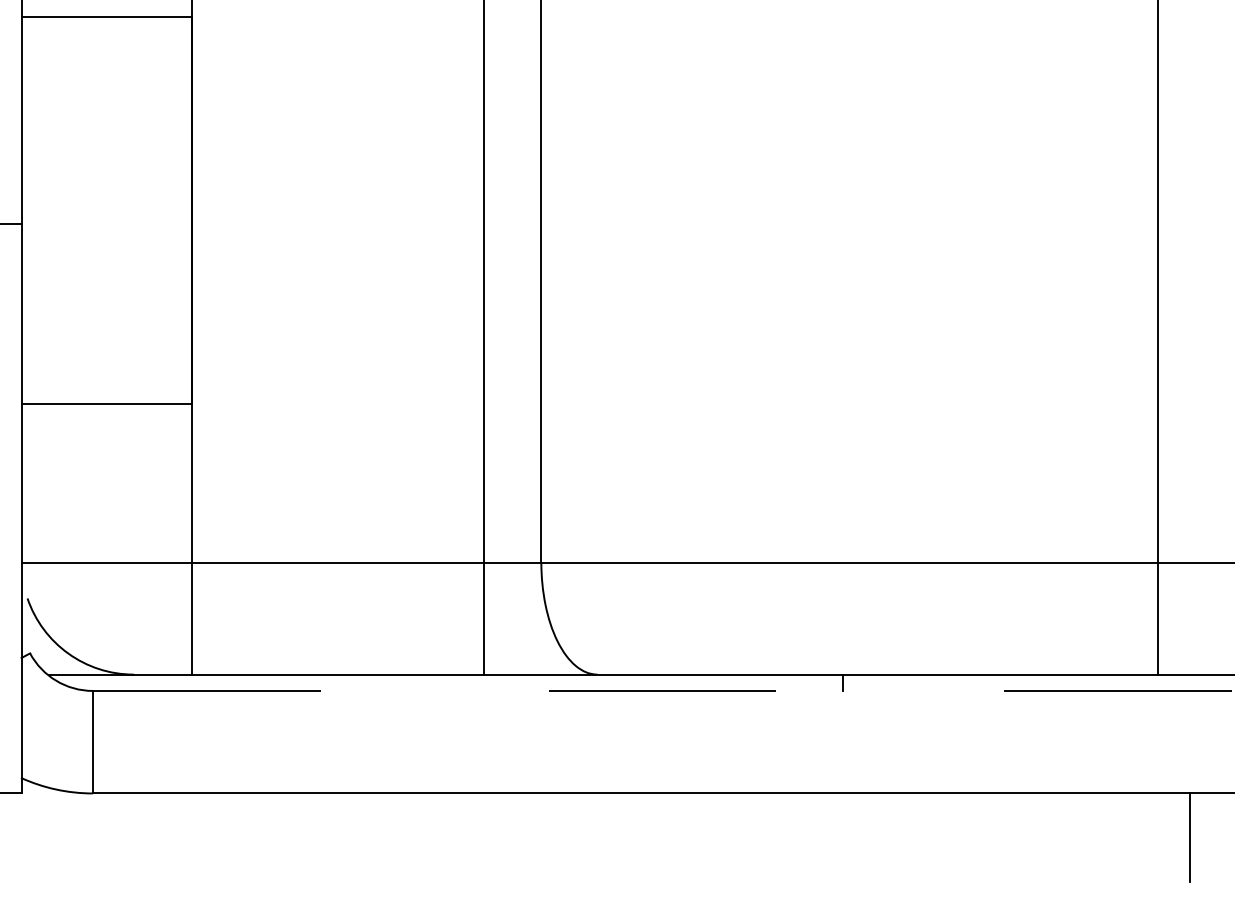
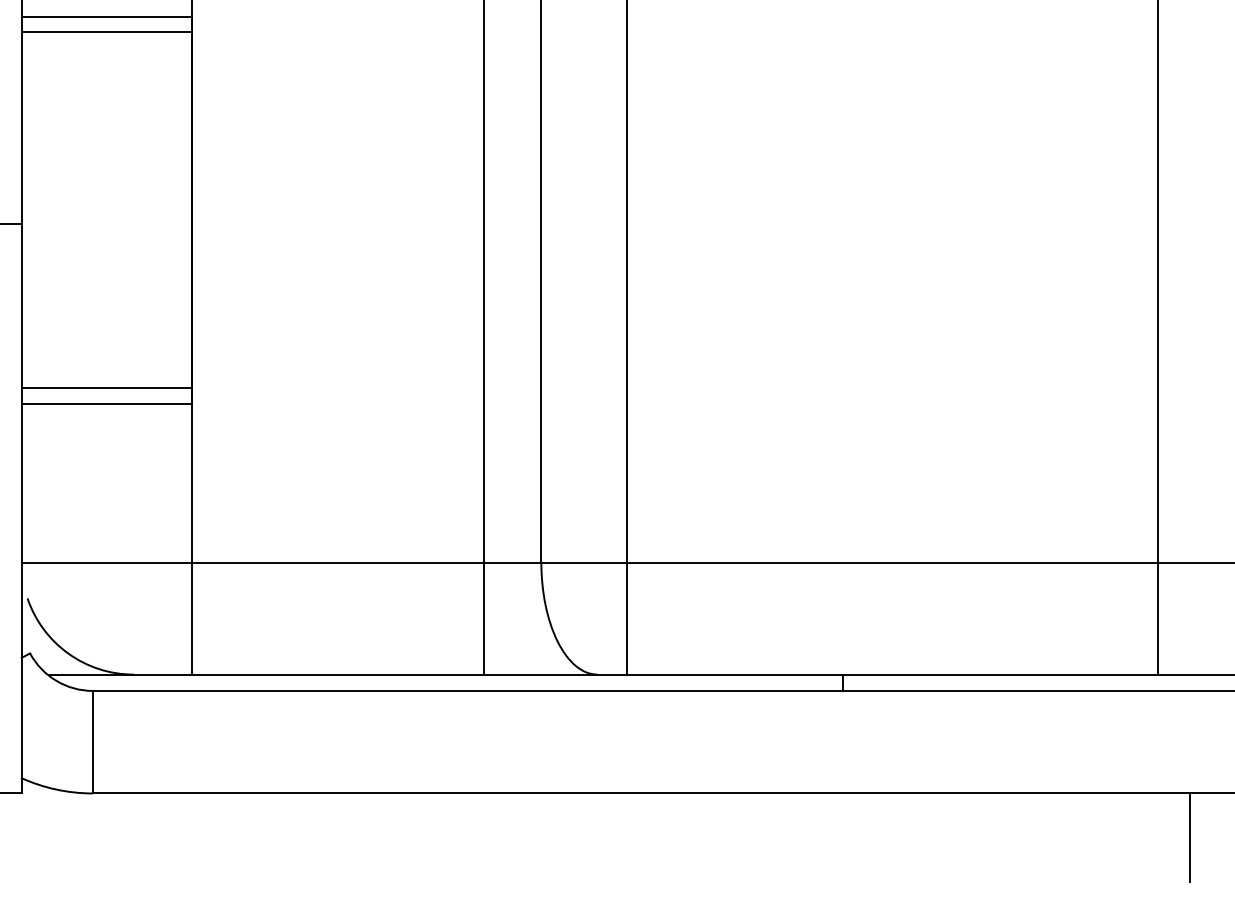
line: none -> present (106, 32)
line: none -> present (626, 338)
line: none -> present (106, 388)
line: dashed -> solid (663, 690)
